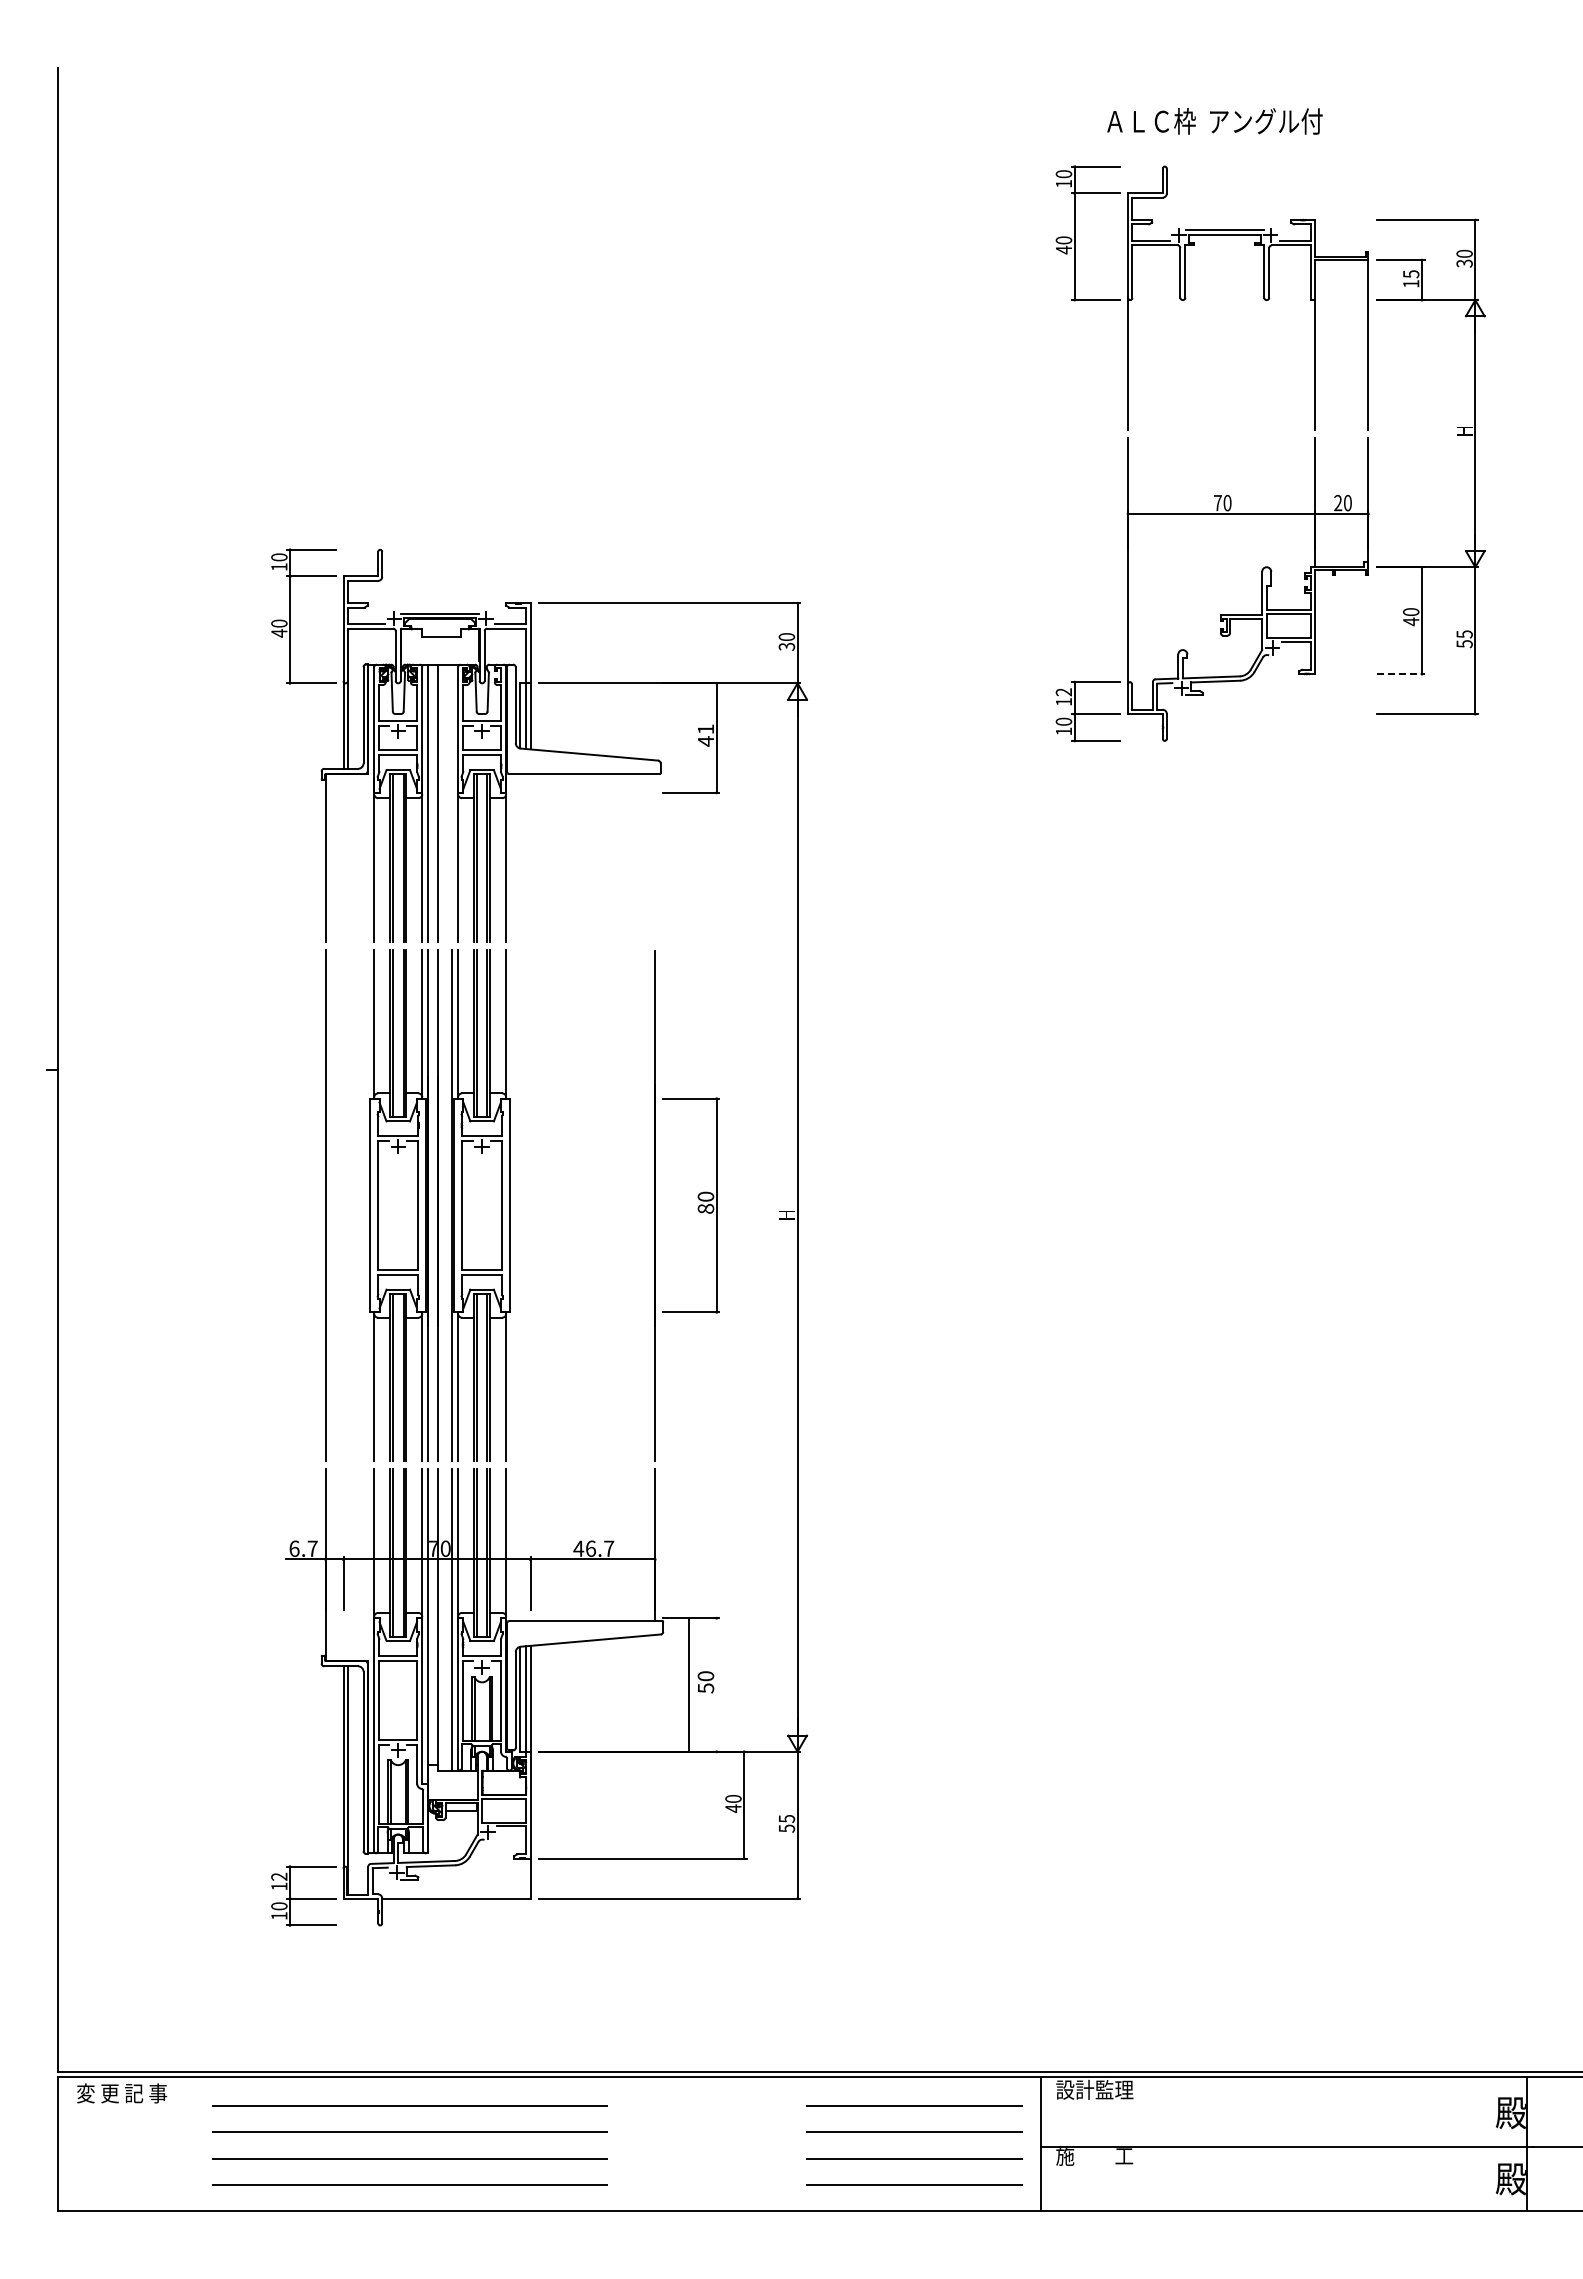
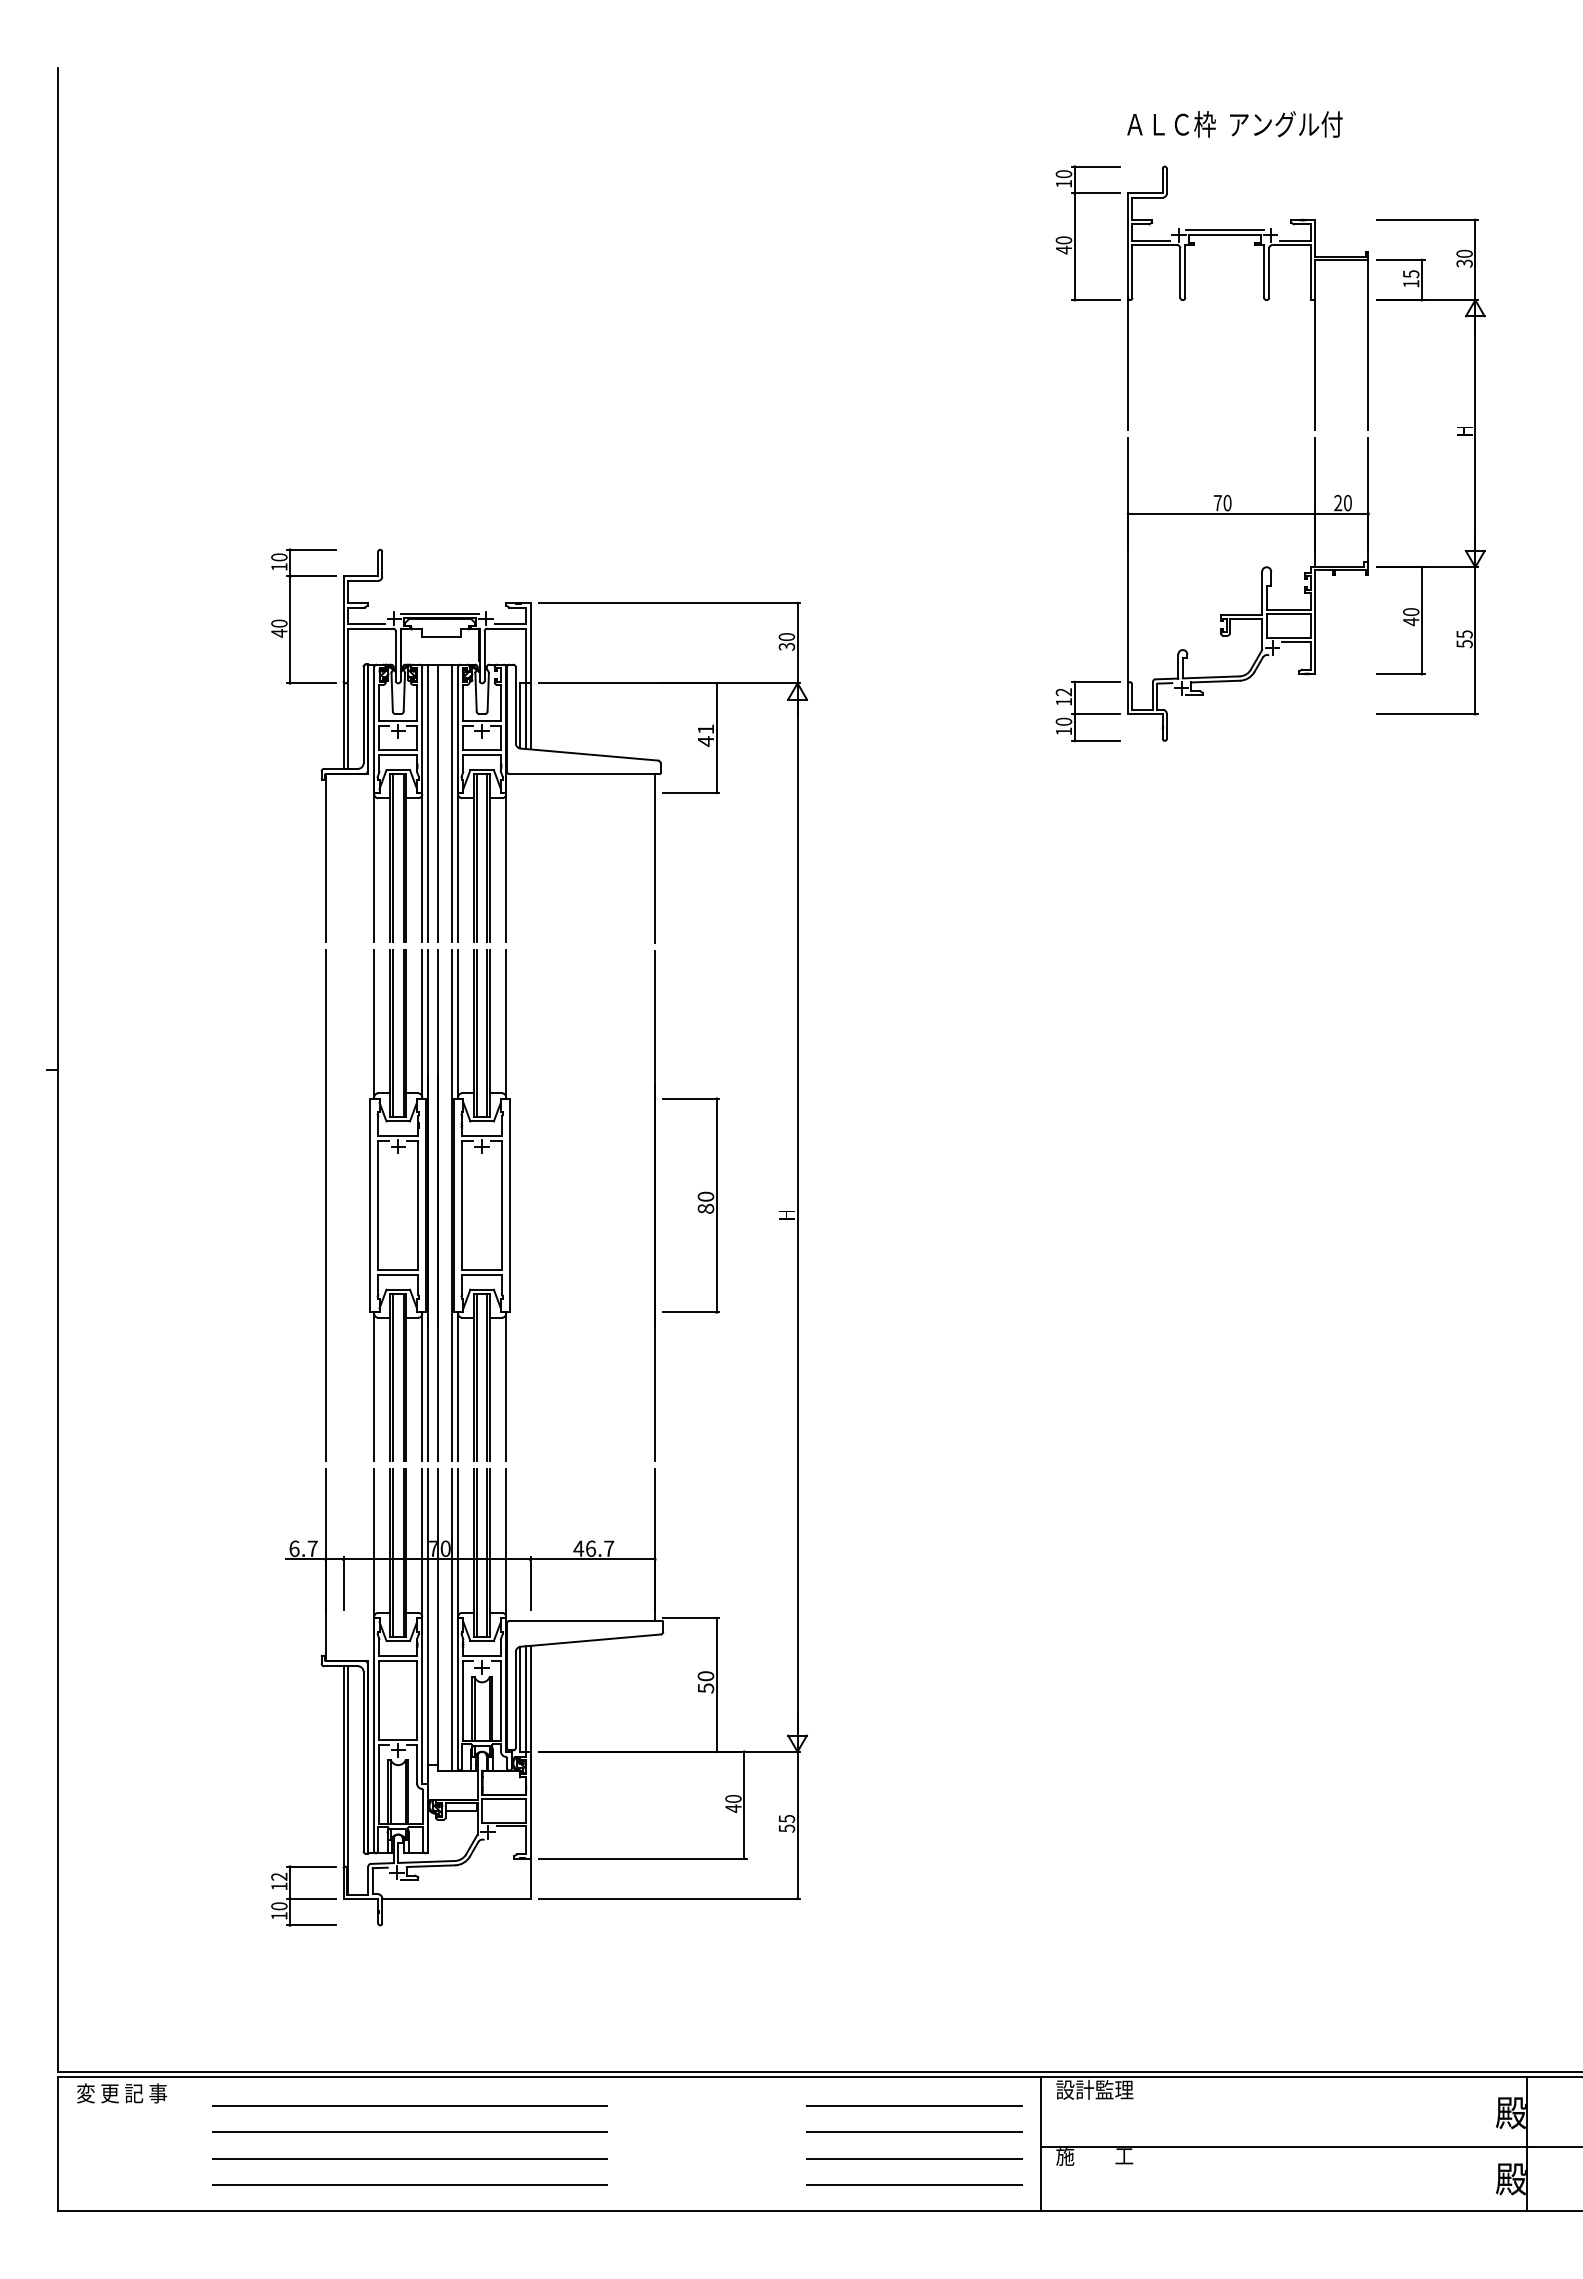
text position: (1214, 121) -> (1234, 124) (1234, 124)
line: dashed -> solid (1401, 674)
line: none -> present (452, 802)
line: none -> present (655, 858)
line position: (688, 1684) -> (716, 1684) (716, 1684)
